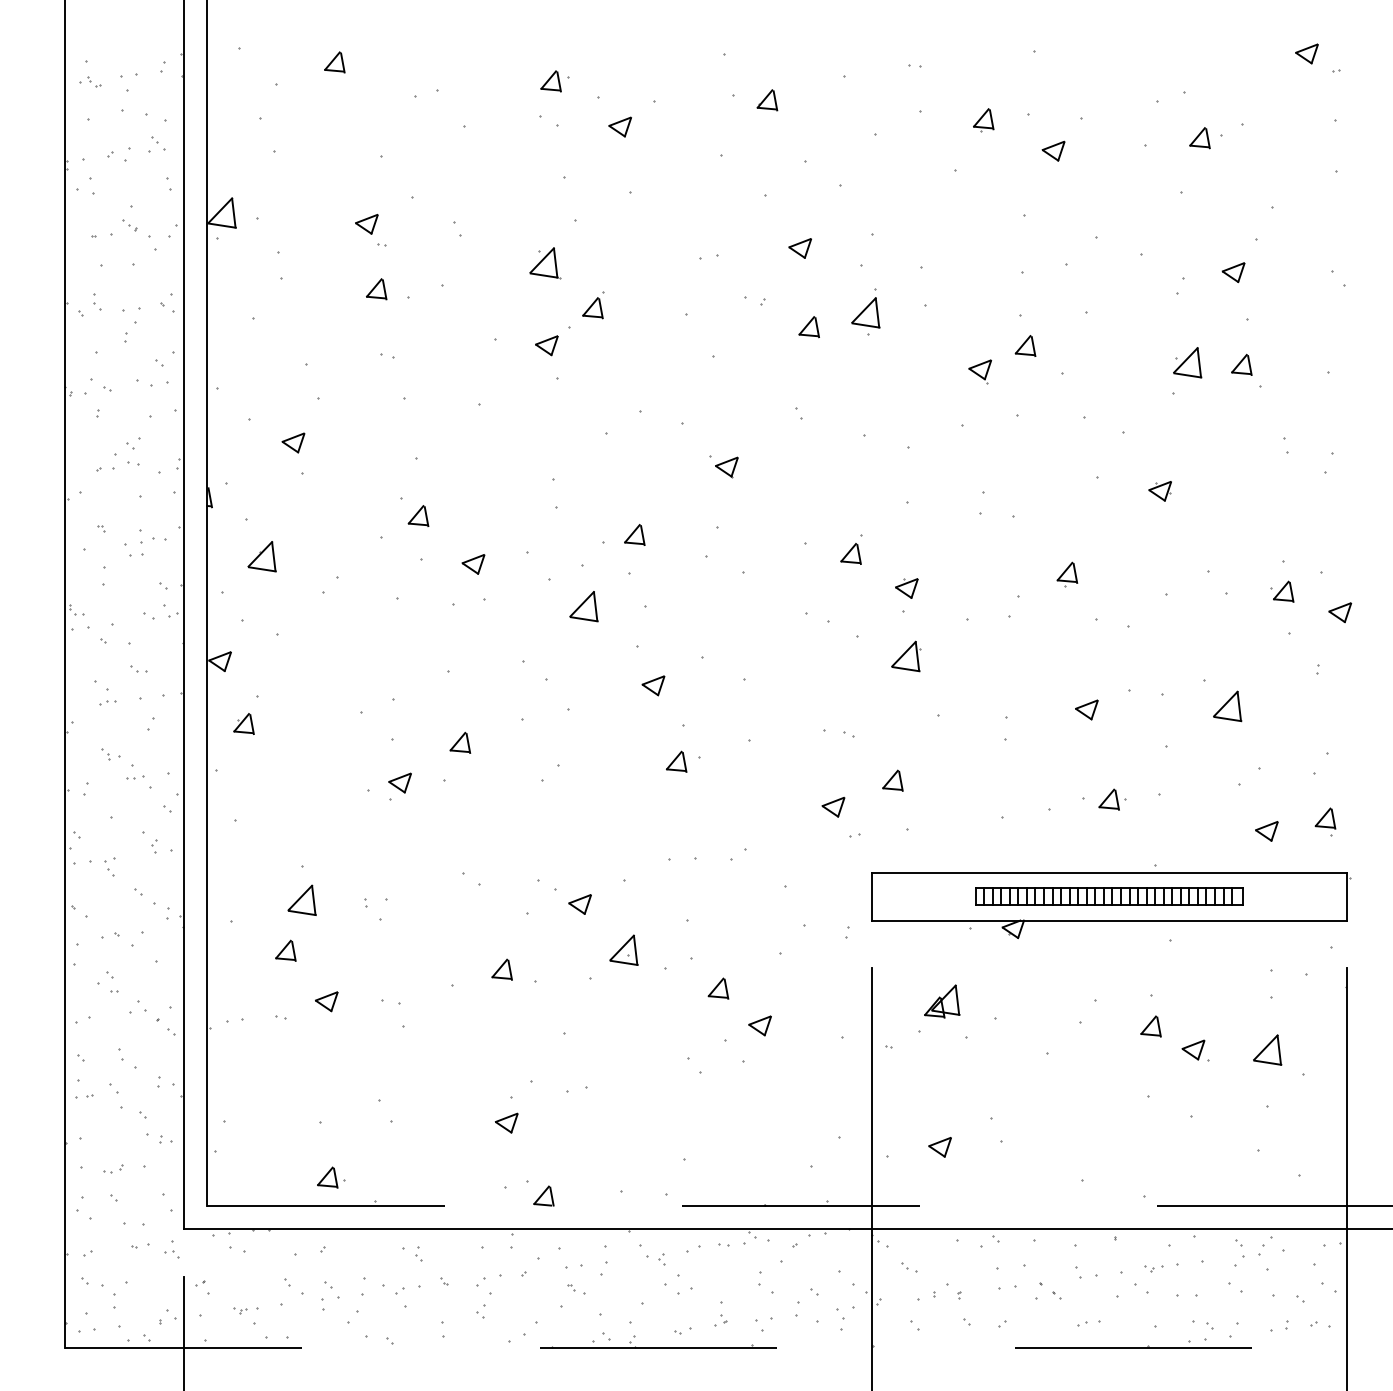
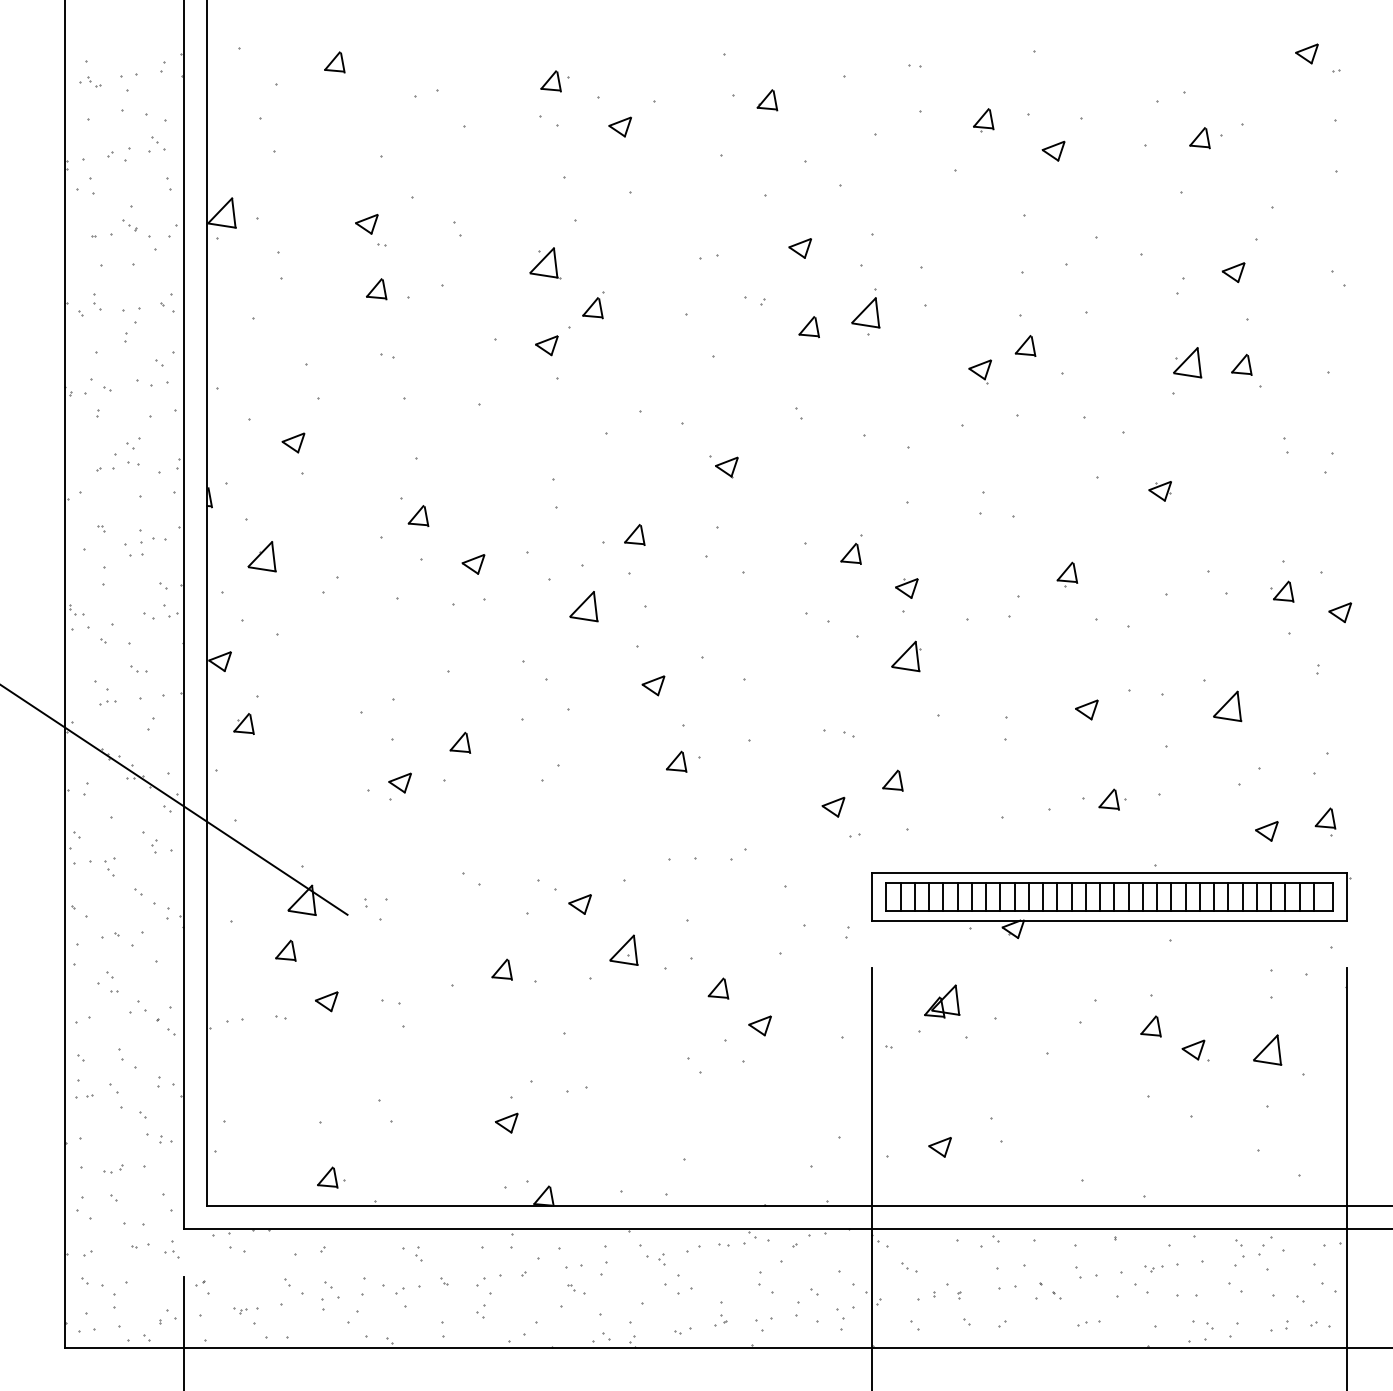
line: none -> present (174, 800)
part size: 269x19 px -> 449x30 px (1109, 896)
line: dashed -> solid (800, 1205)
line: dashed -> solid (728, 1348)
